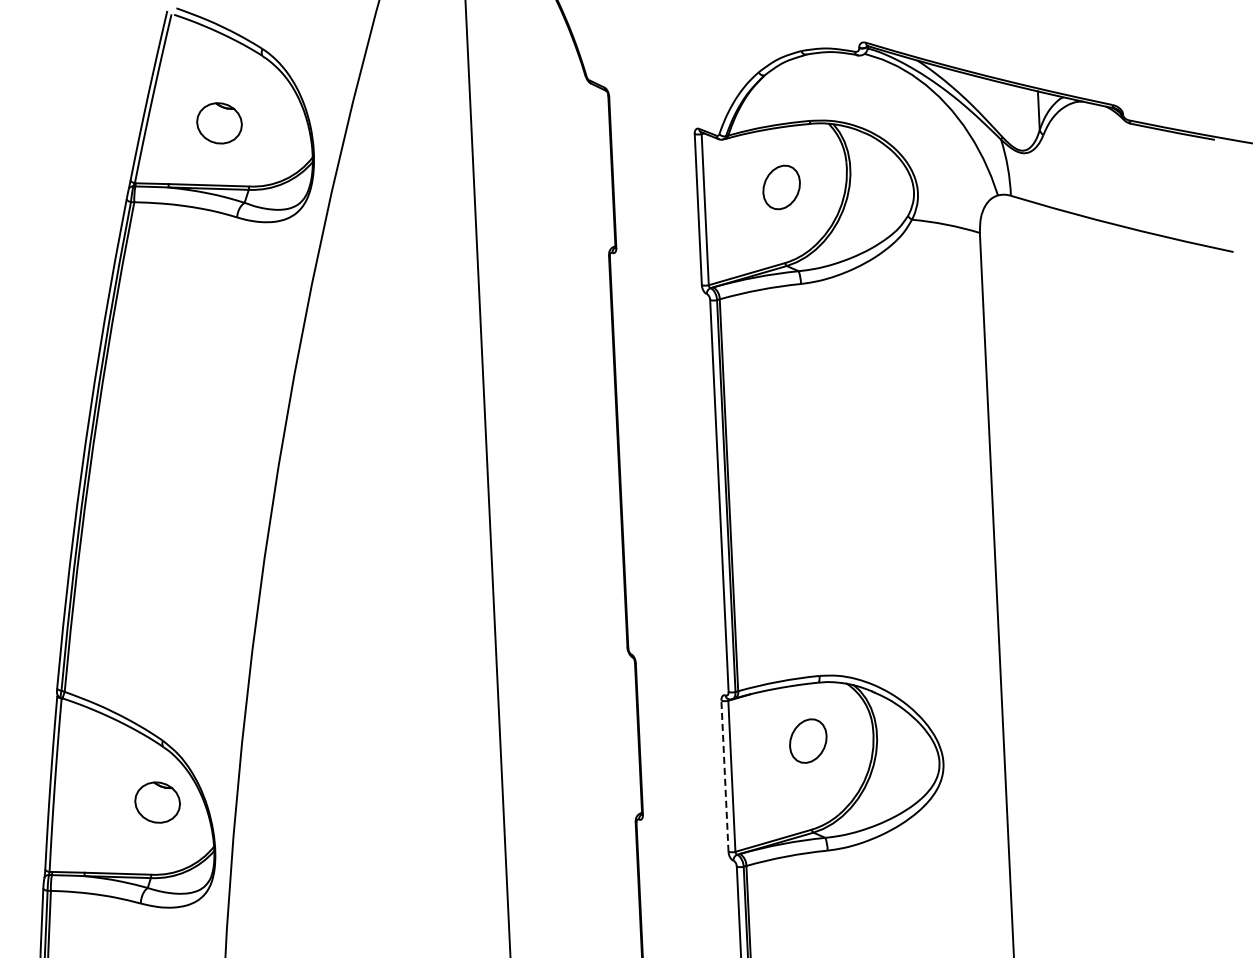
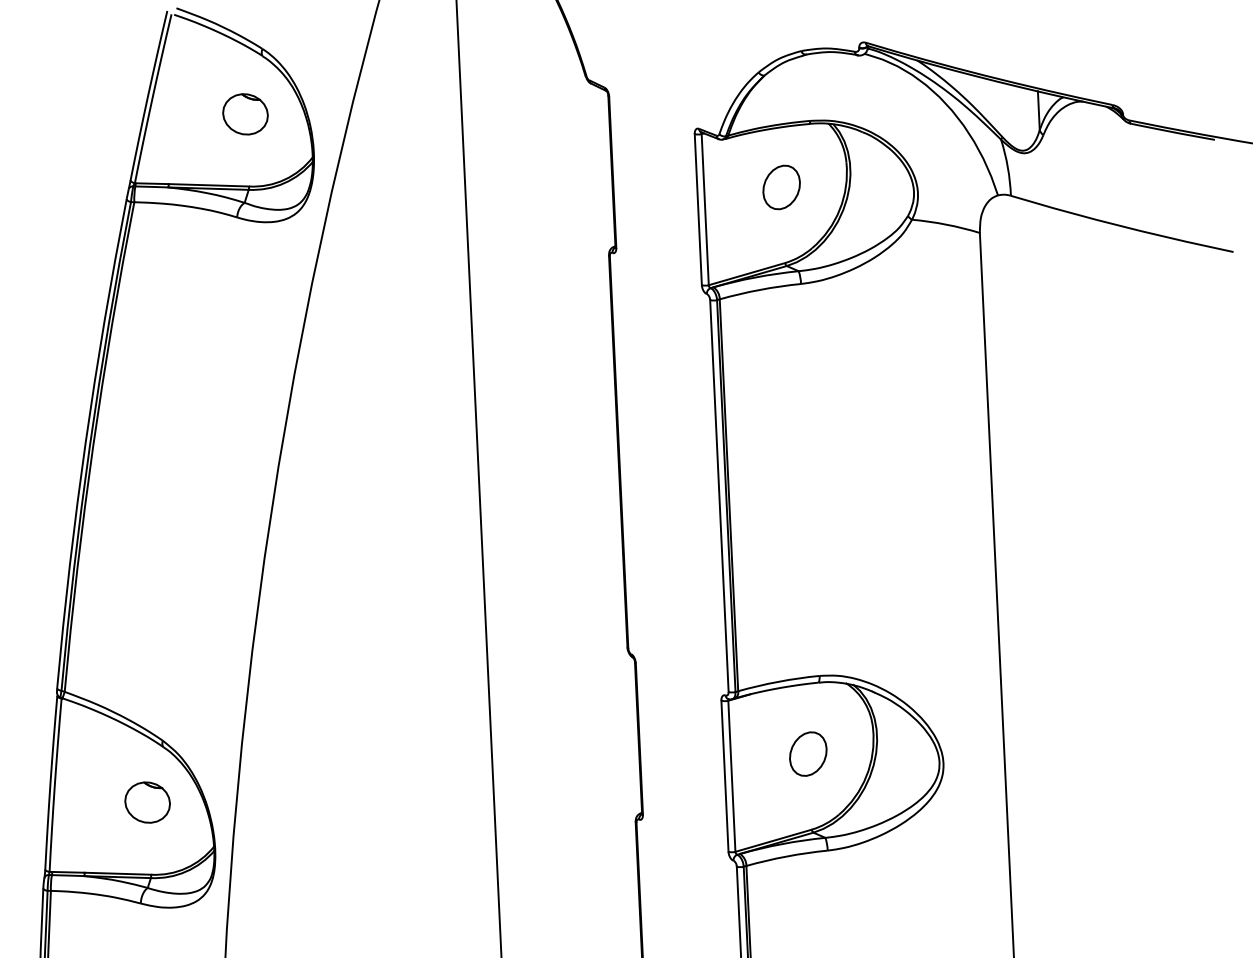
part position: (219, 123) -> (245, 114) (245, 114)
line position: (487, 478) -> (478, 478) (478, 478)
part position: (808, 740) -> (808, 753) (808, 753)
line: dashed -> solid (724, 776)
part position: (157, 802) -> (147, 802) (147, 802)
